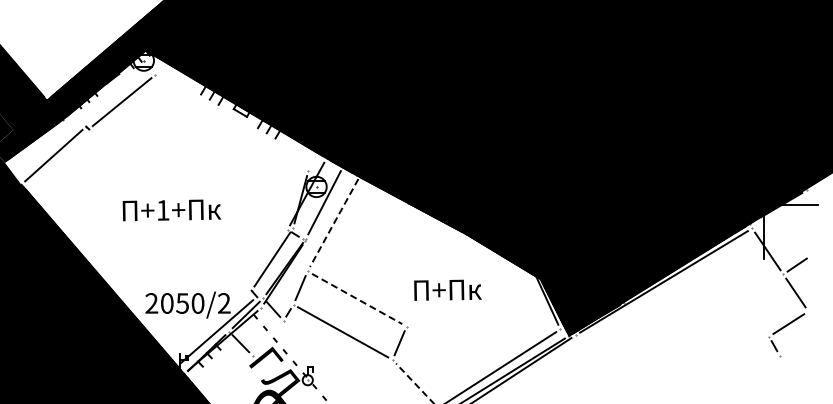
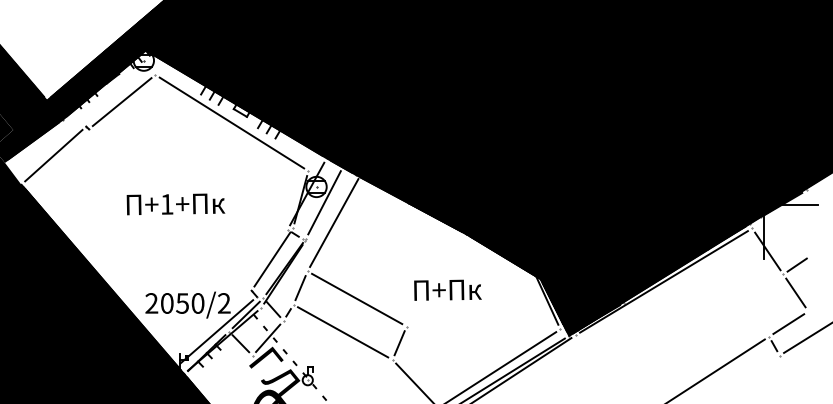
line: none -> present (231, 122)
text position: (171, 210) -> (175, 204) (175, 204)
line: dashed -> solid (334, 223)
line: dashed -> solid (357, 298)
line: none -> present (268, 338)
line: none -> present (806, 338)
line: none -> present (716, 369)
line: dashed -> solid (415, 383)
